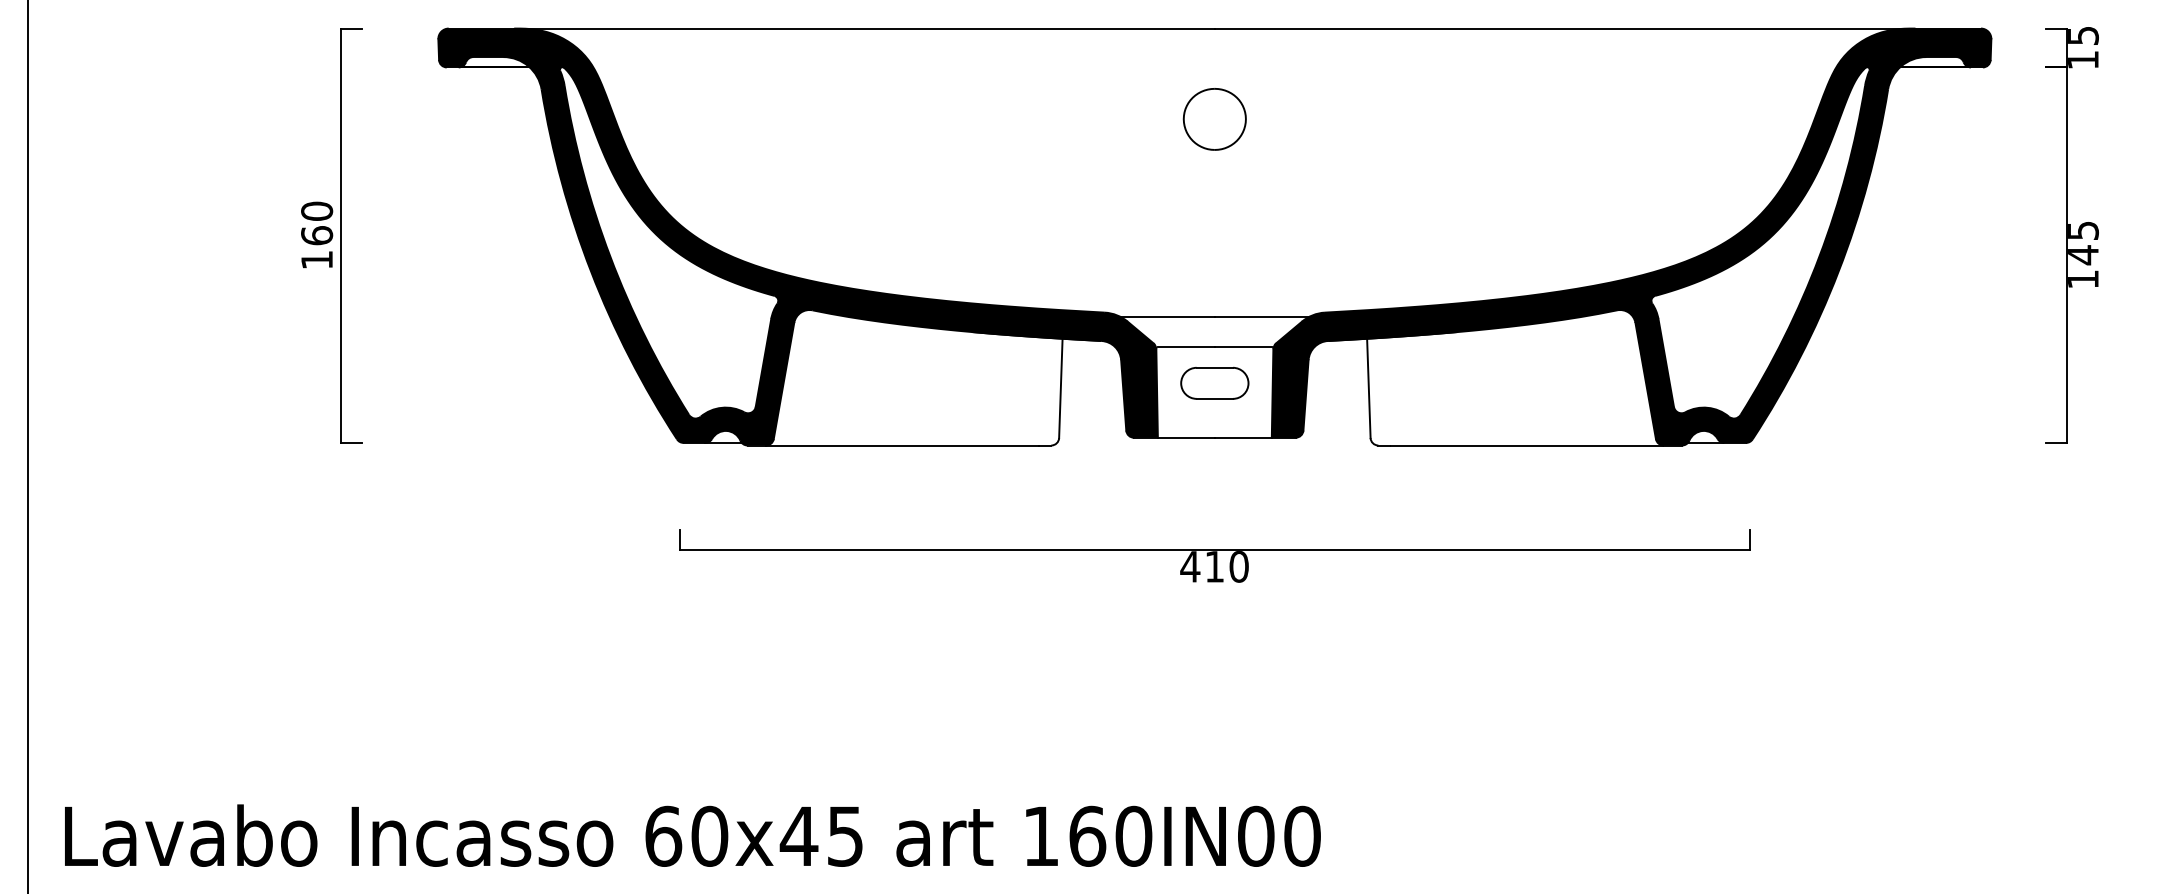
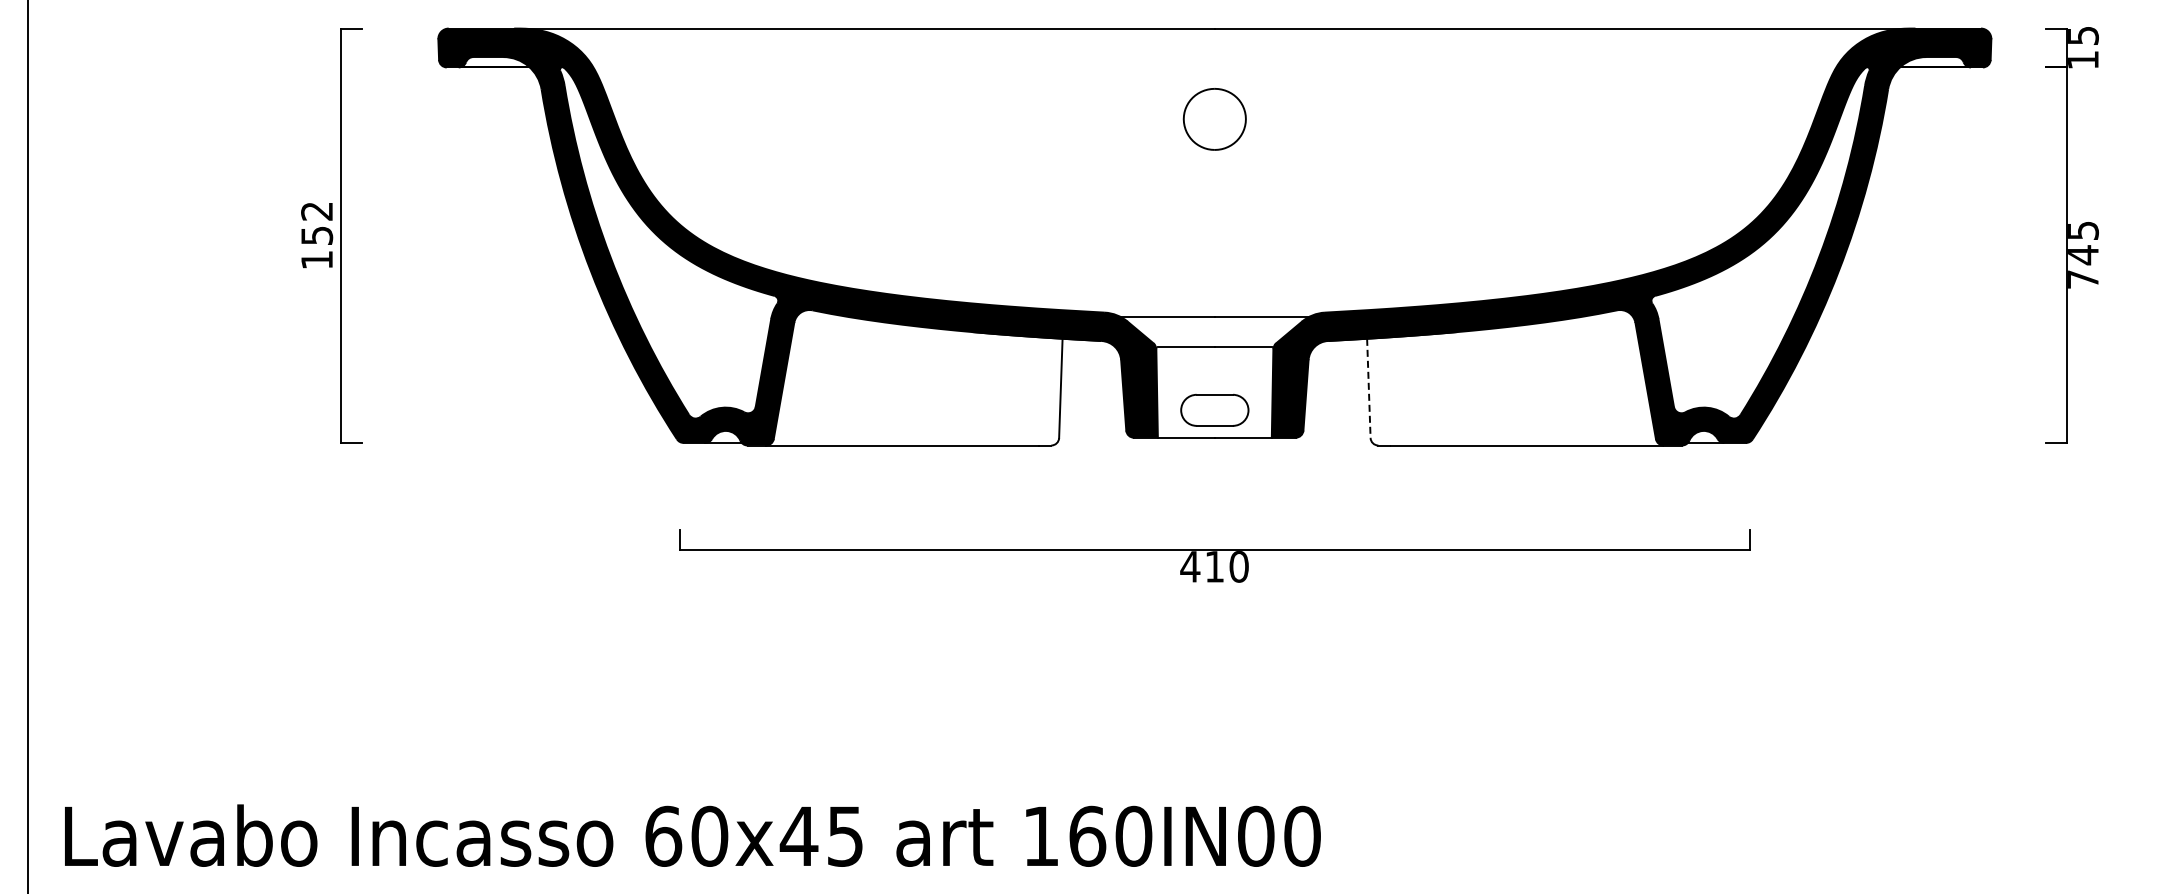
text: 160 -> 152 (317, 223)
text: 145 -> 745 (2083, 279)
part position: (1214, 382) -> (1214, 409) (1214, 409)
line: solid -> dashed (1368, 388)
